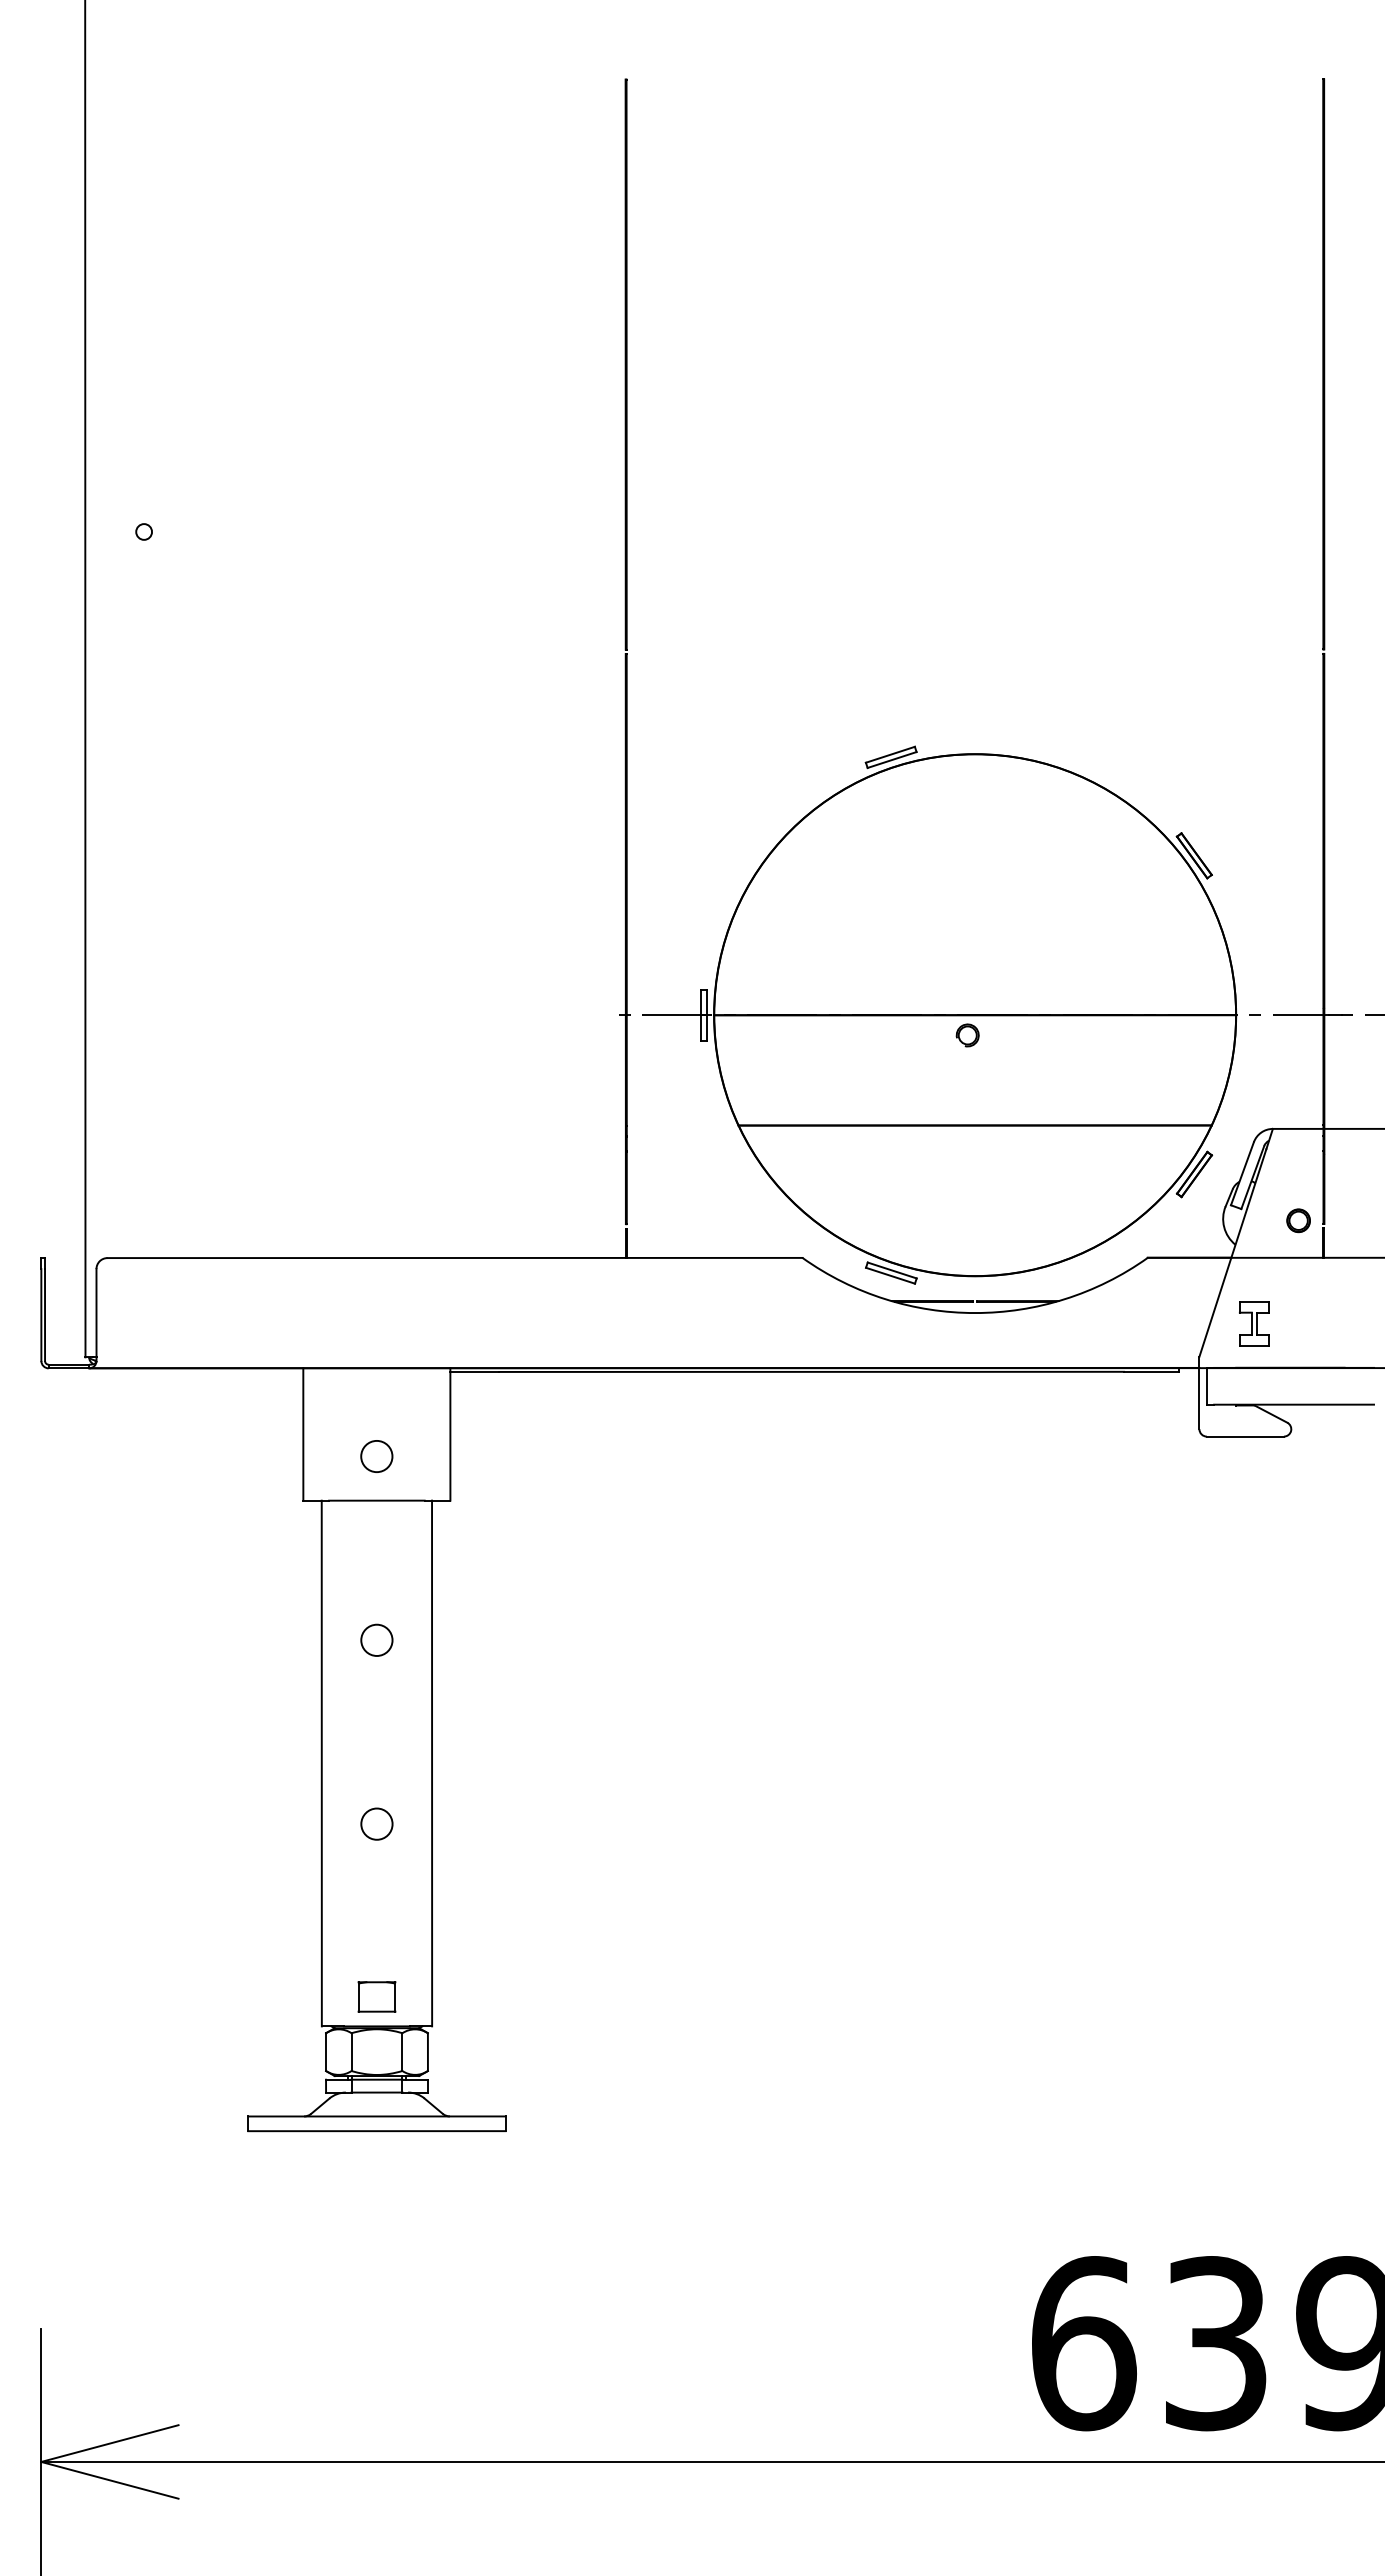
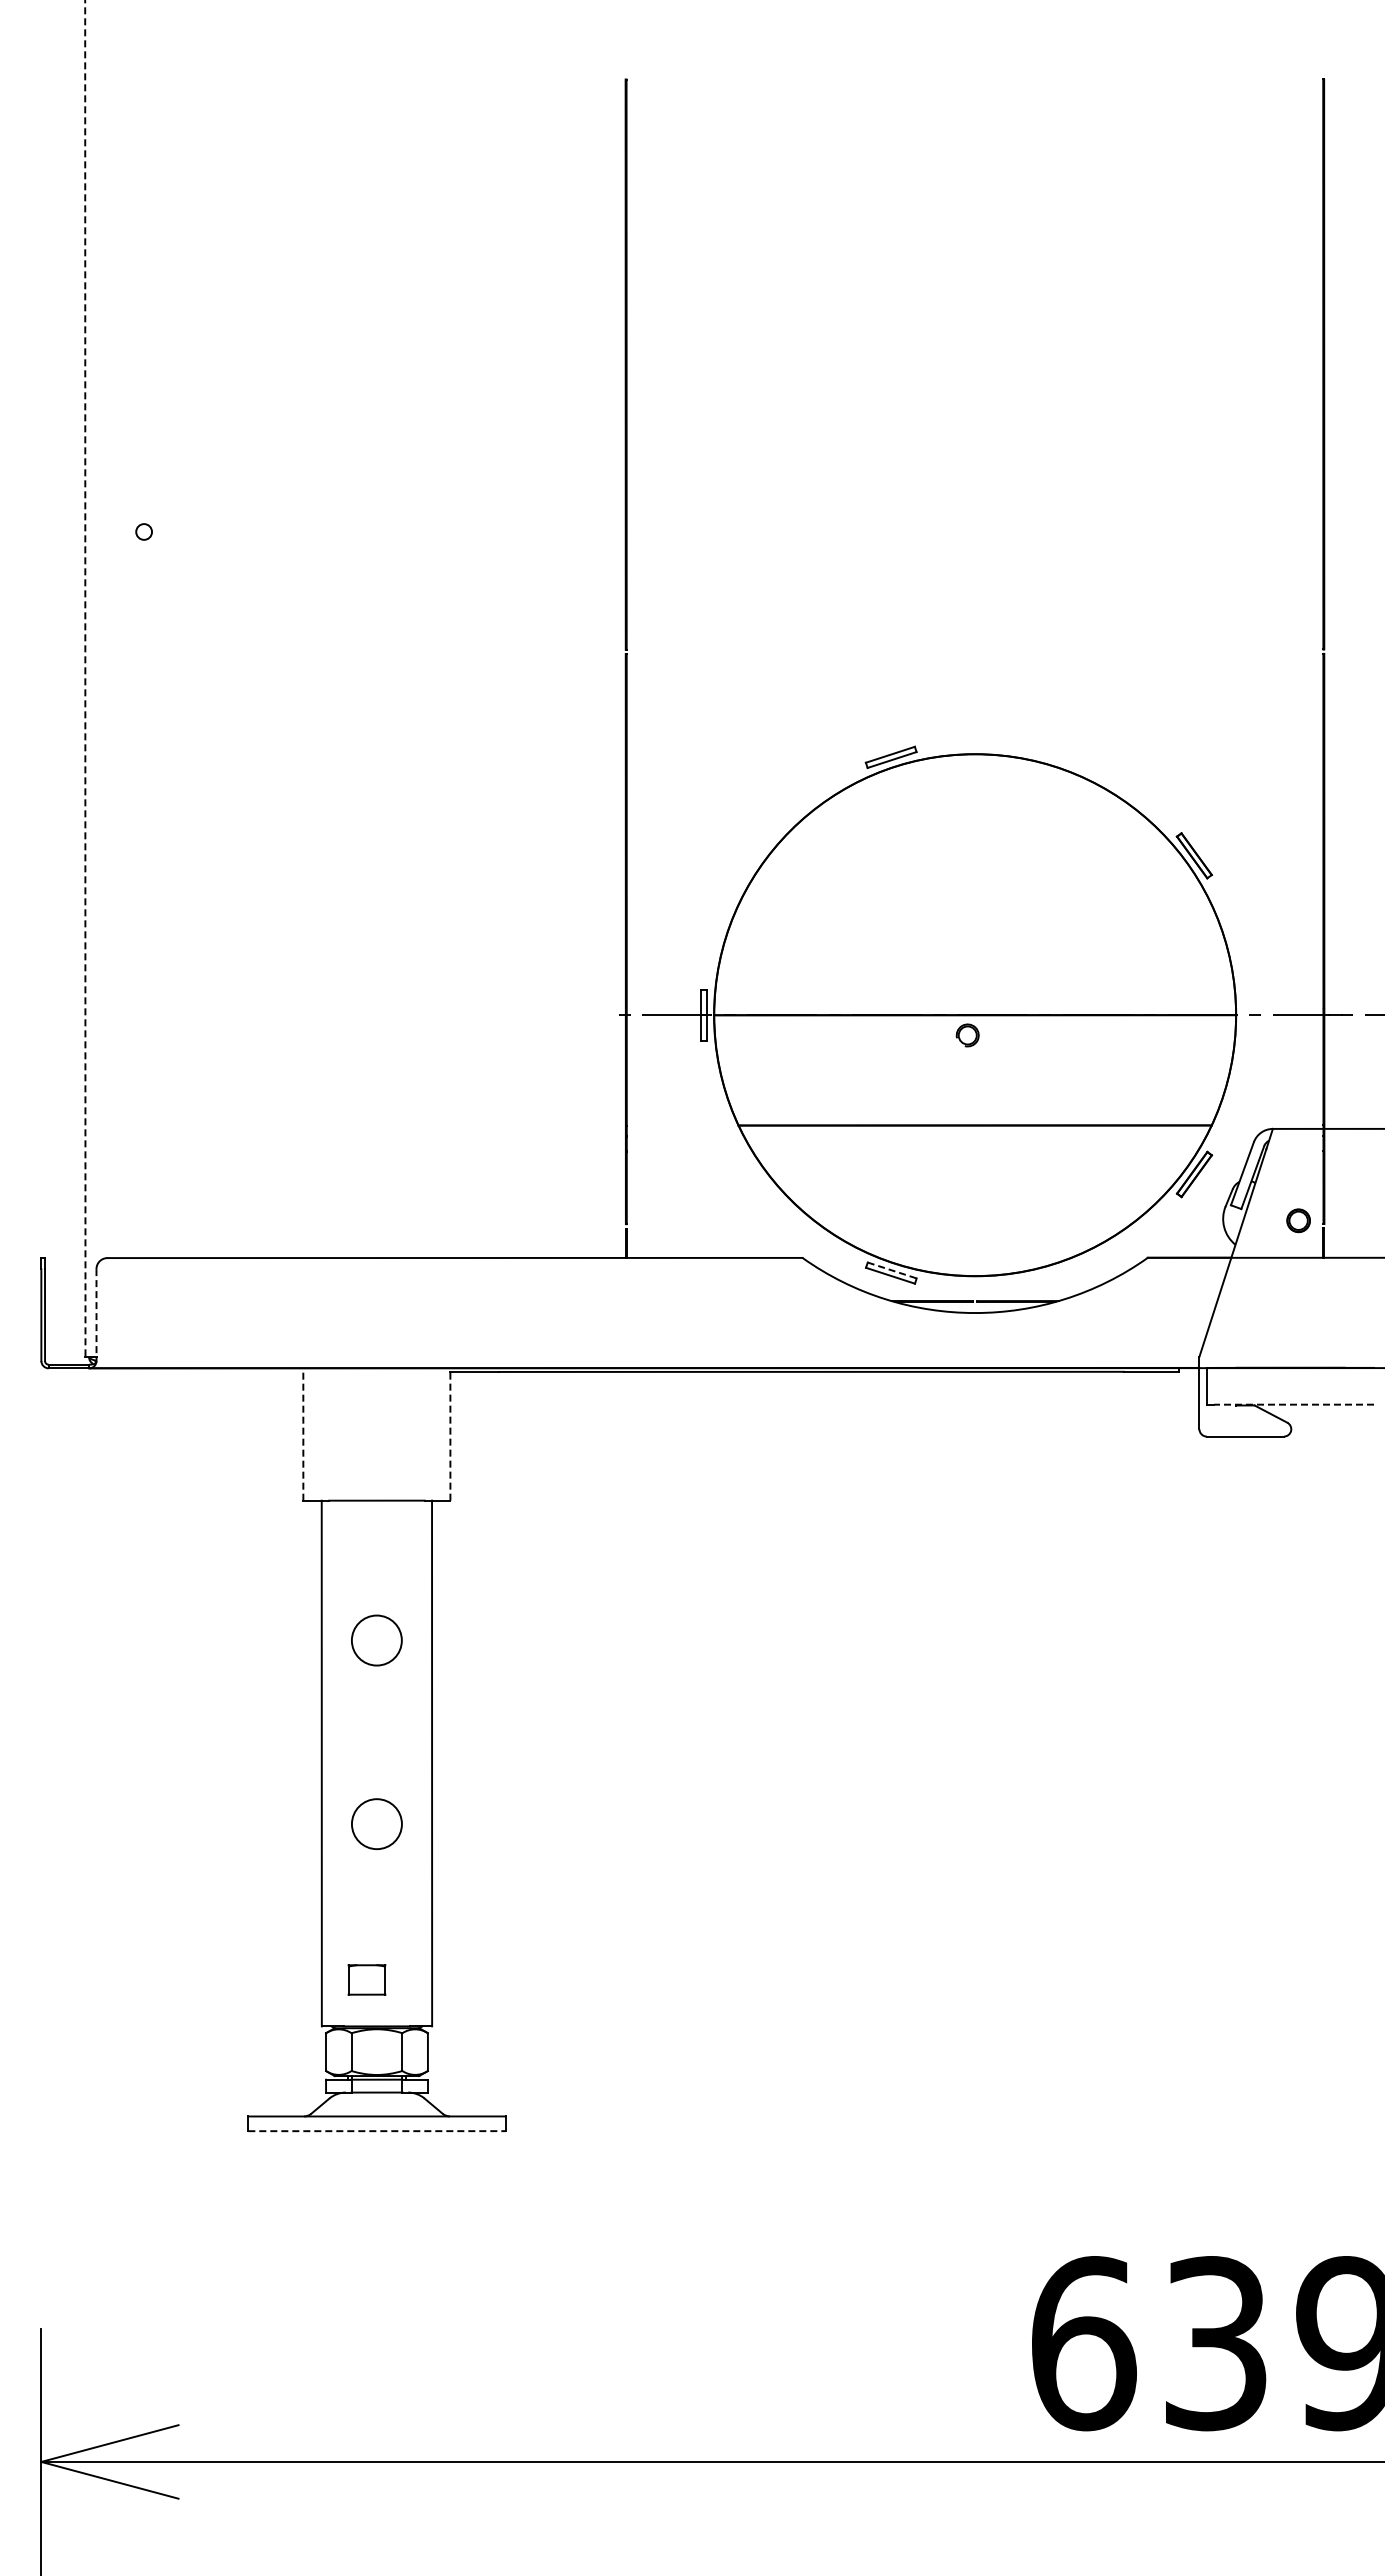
line: solid -> dashed (85, 679)
line: solid -> dashed (892, 1270)
line: solid -> dashed (96, 1315)
part: present -> none (1254, 1323)
line: solid -> dashed (1294, 1404)
line: solid -> dashed (450, 1433)
line: solid -> dashed (303, 1434)
circle: present -> none (376, 1456)
circle size: 34x34 px -> 52x53 px (376, 1640)
circle diameter: 31 px -> 50 px (376, 1824)
part position: (376, 1996) -> (366, 1979) (366, 1979)
line: solid -> dashed (376, 2131)
